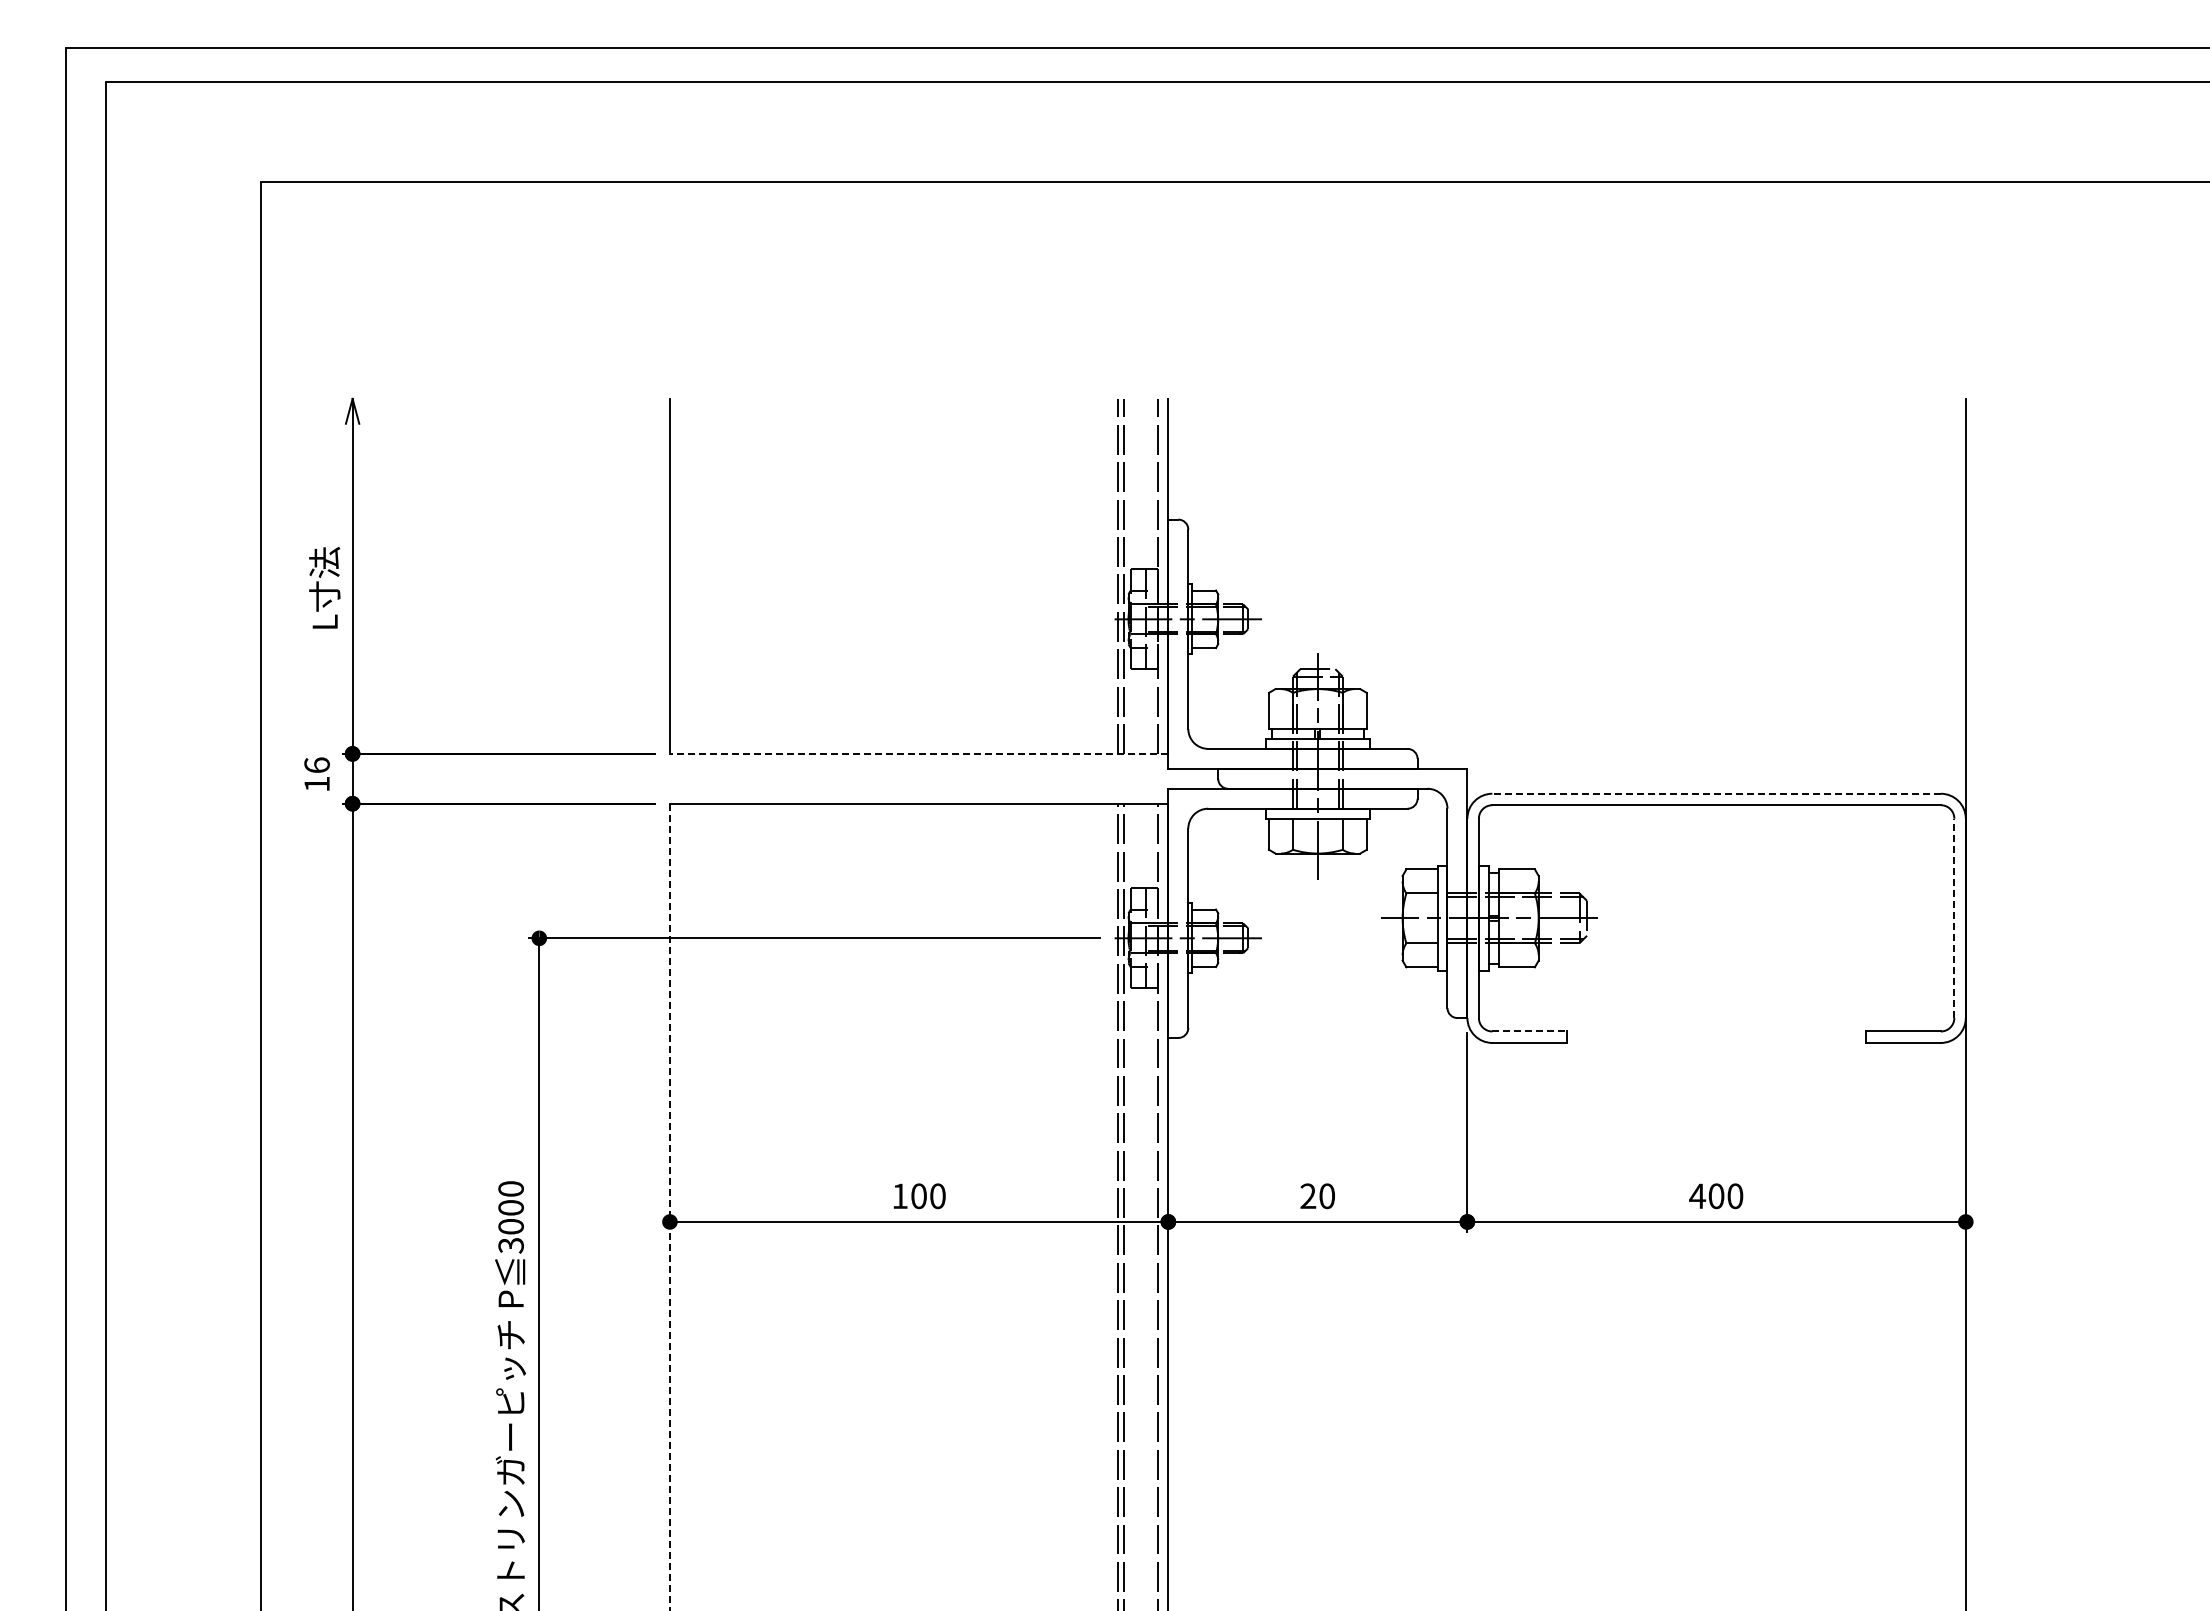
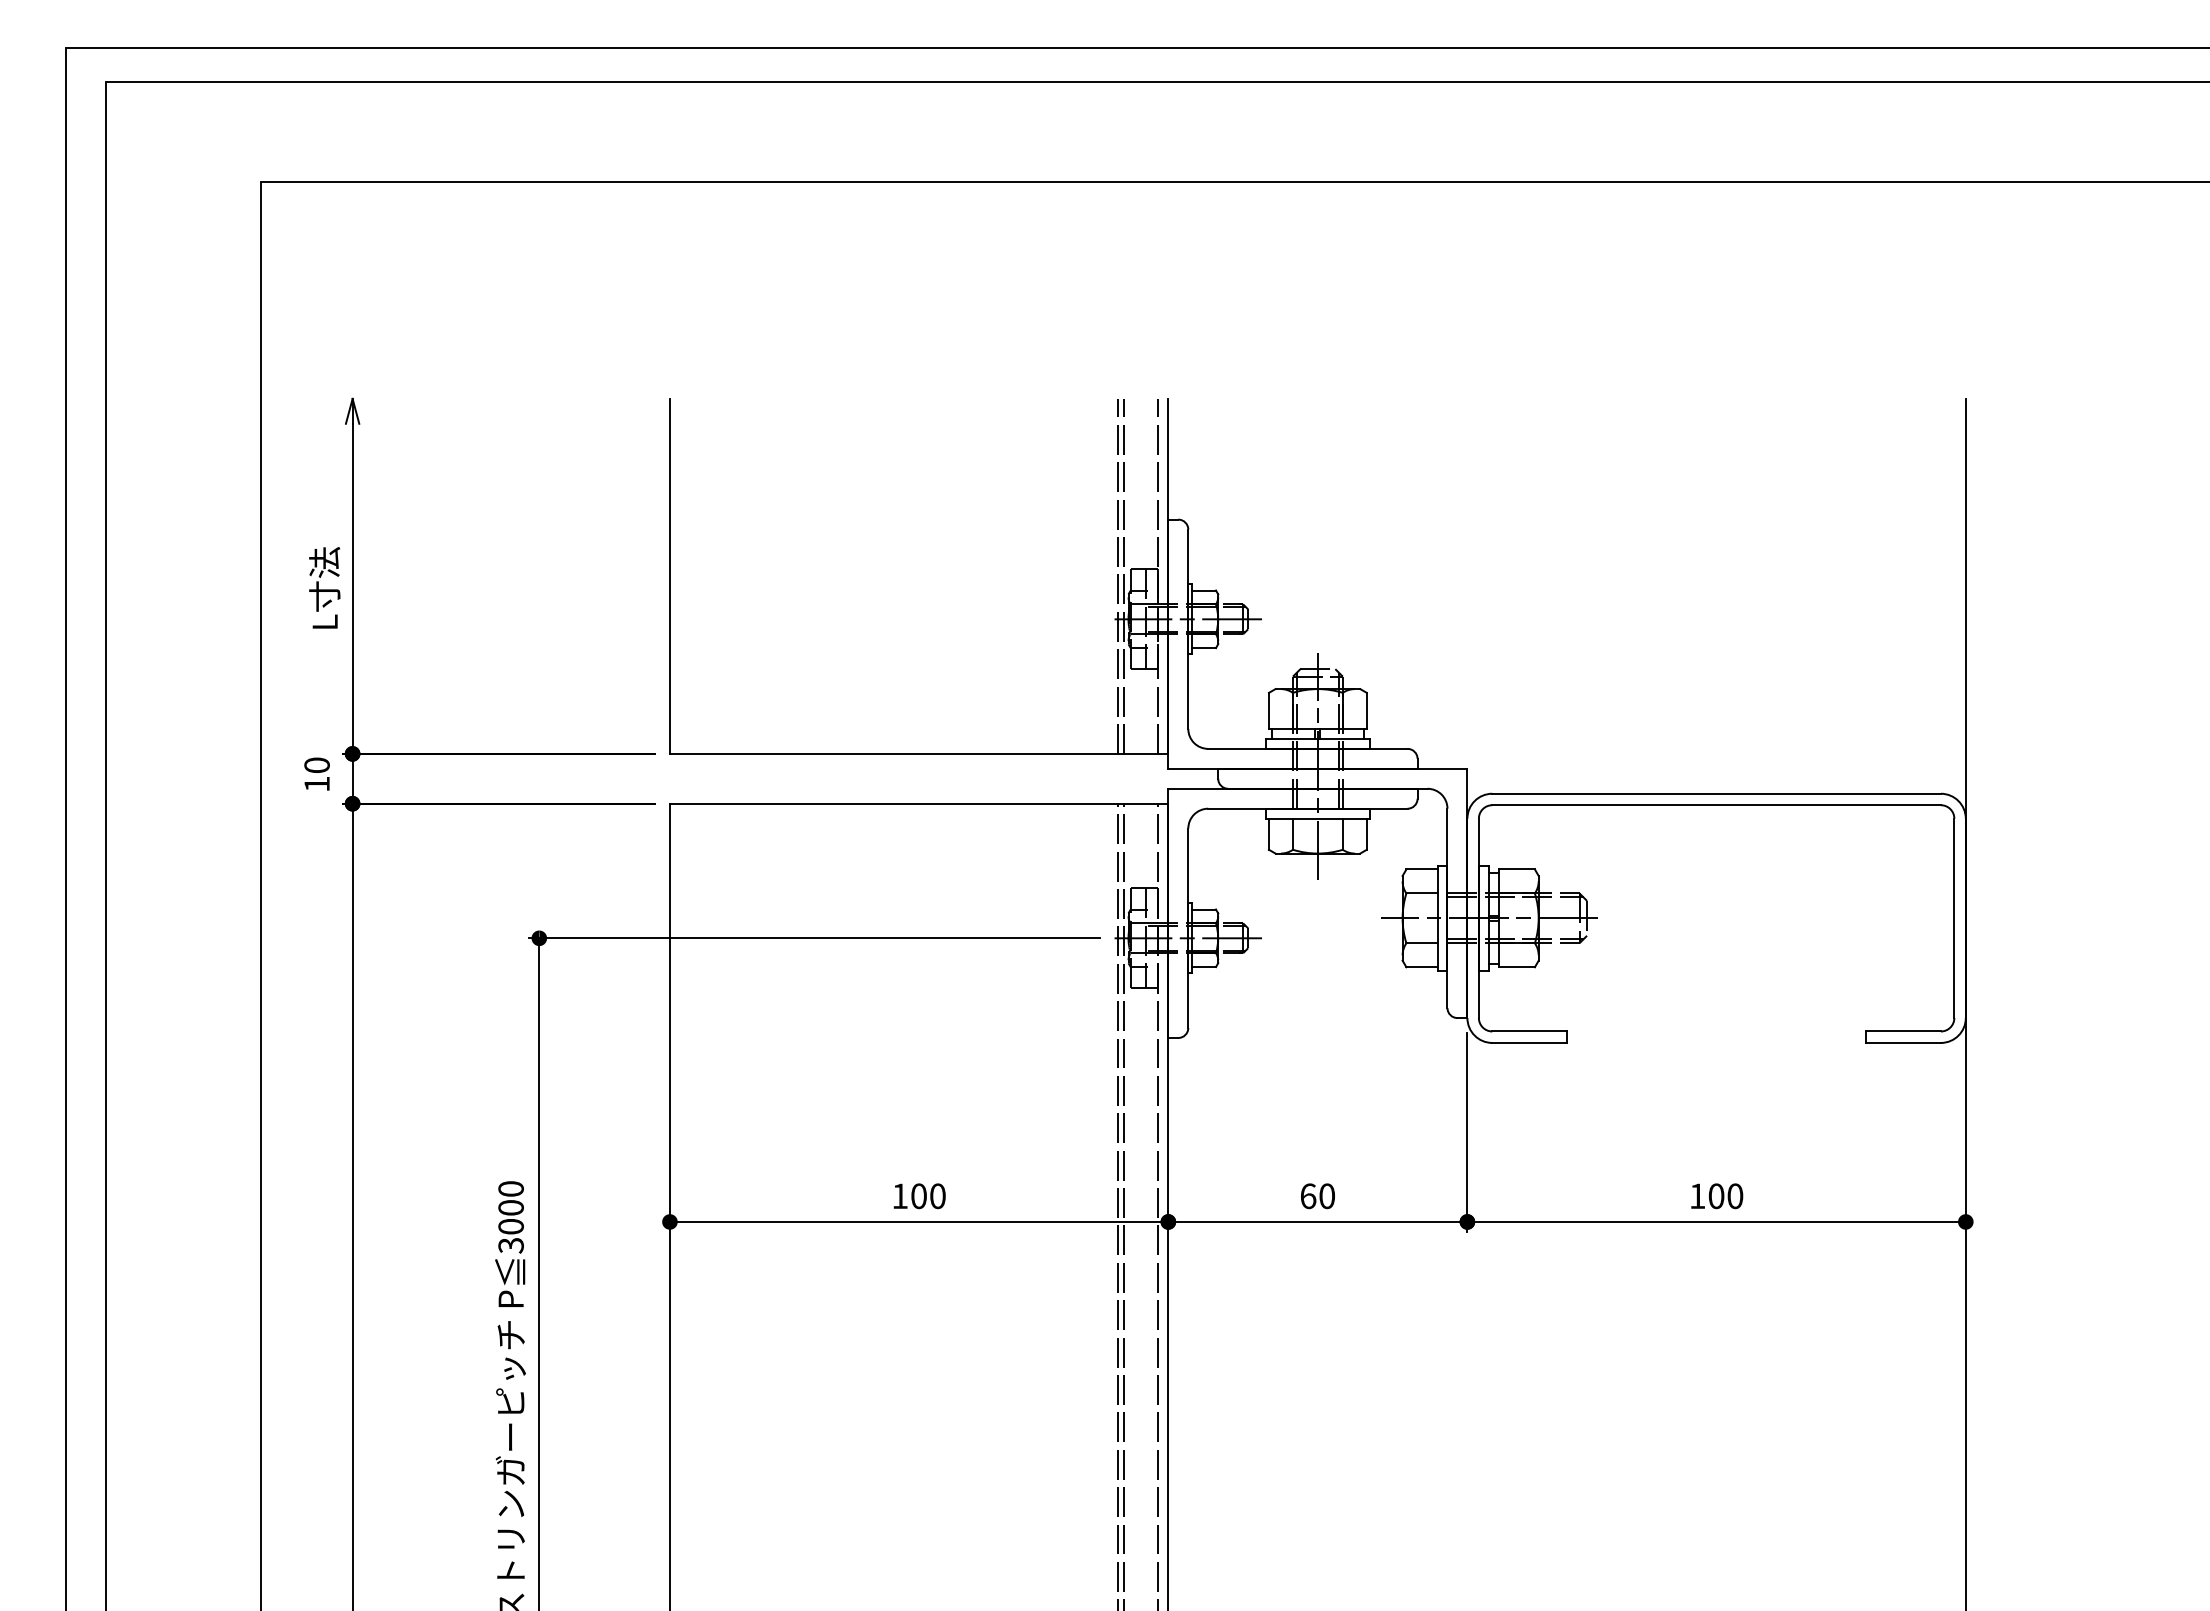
line: dashed -> solid (918, 753)
text: 16 -> 10 (316, 764)
line: dashed -> solid (1716, 793)
line: dashed -> solid (1954, 918)
line: dashed -> solid (1530, 1031)
text: 400 -> 100 (1697, 1195)
text: 20 -> 60 (1308, 1196)
line: dashed -> solid (669, 1207)
